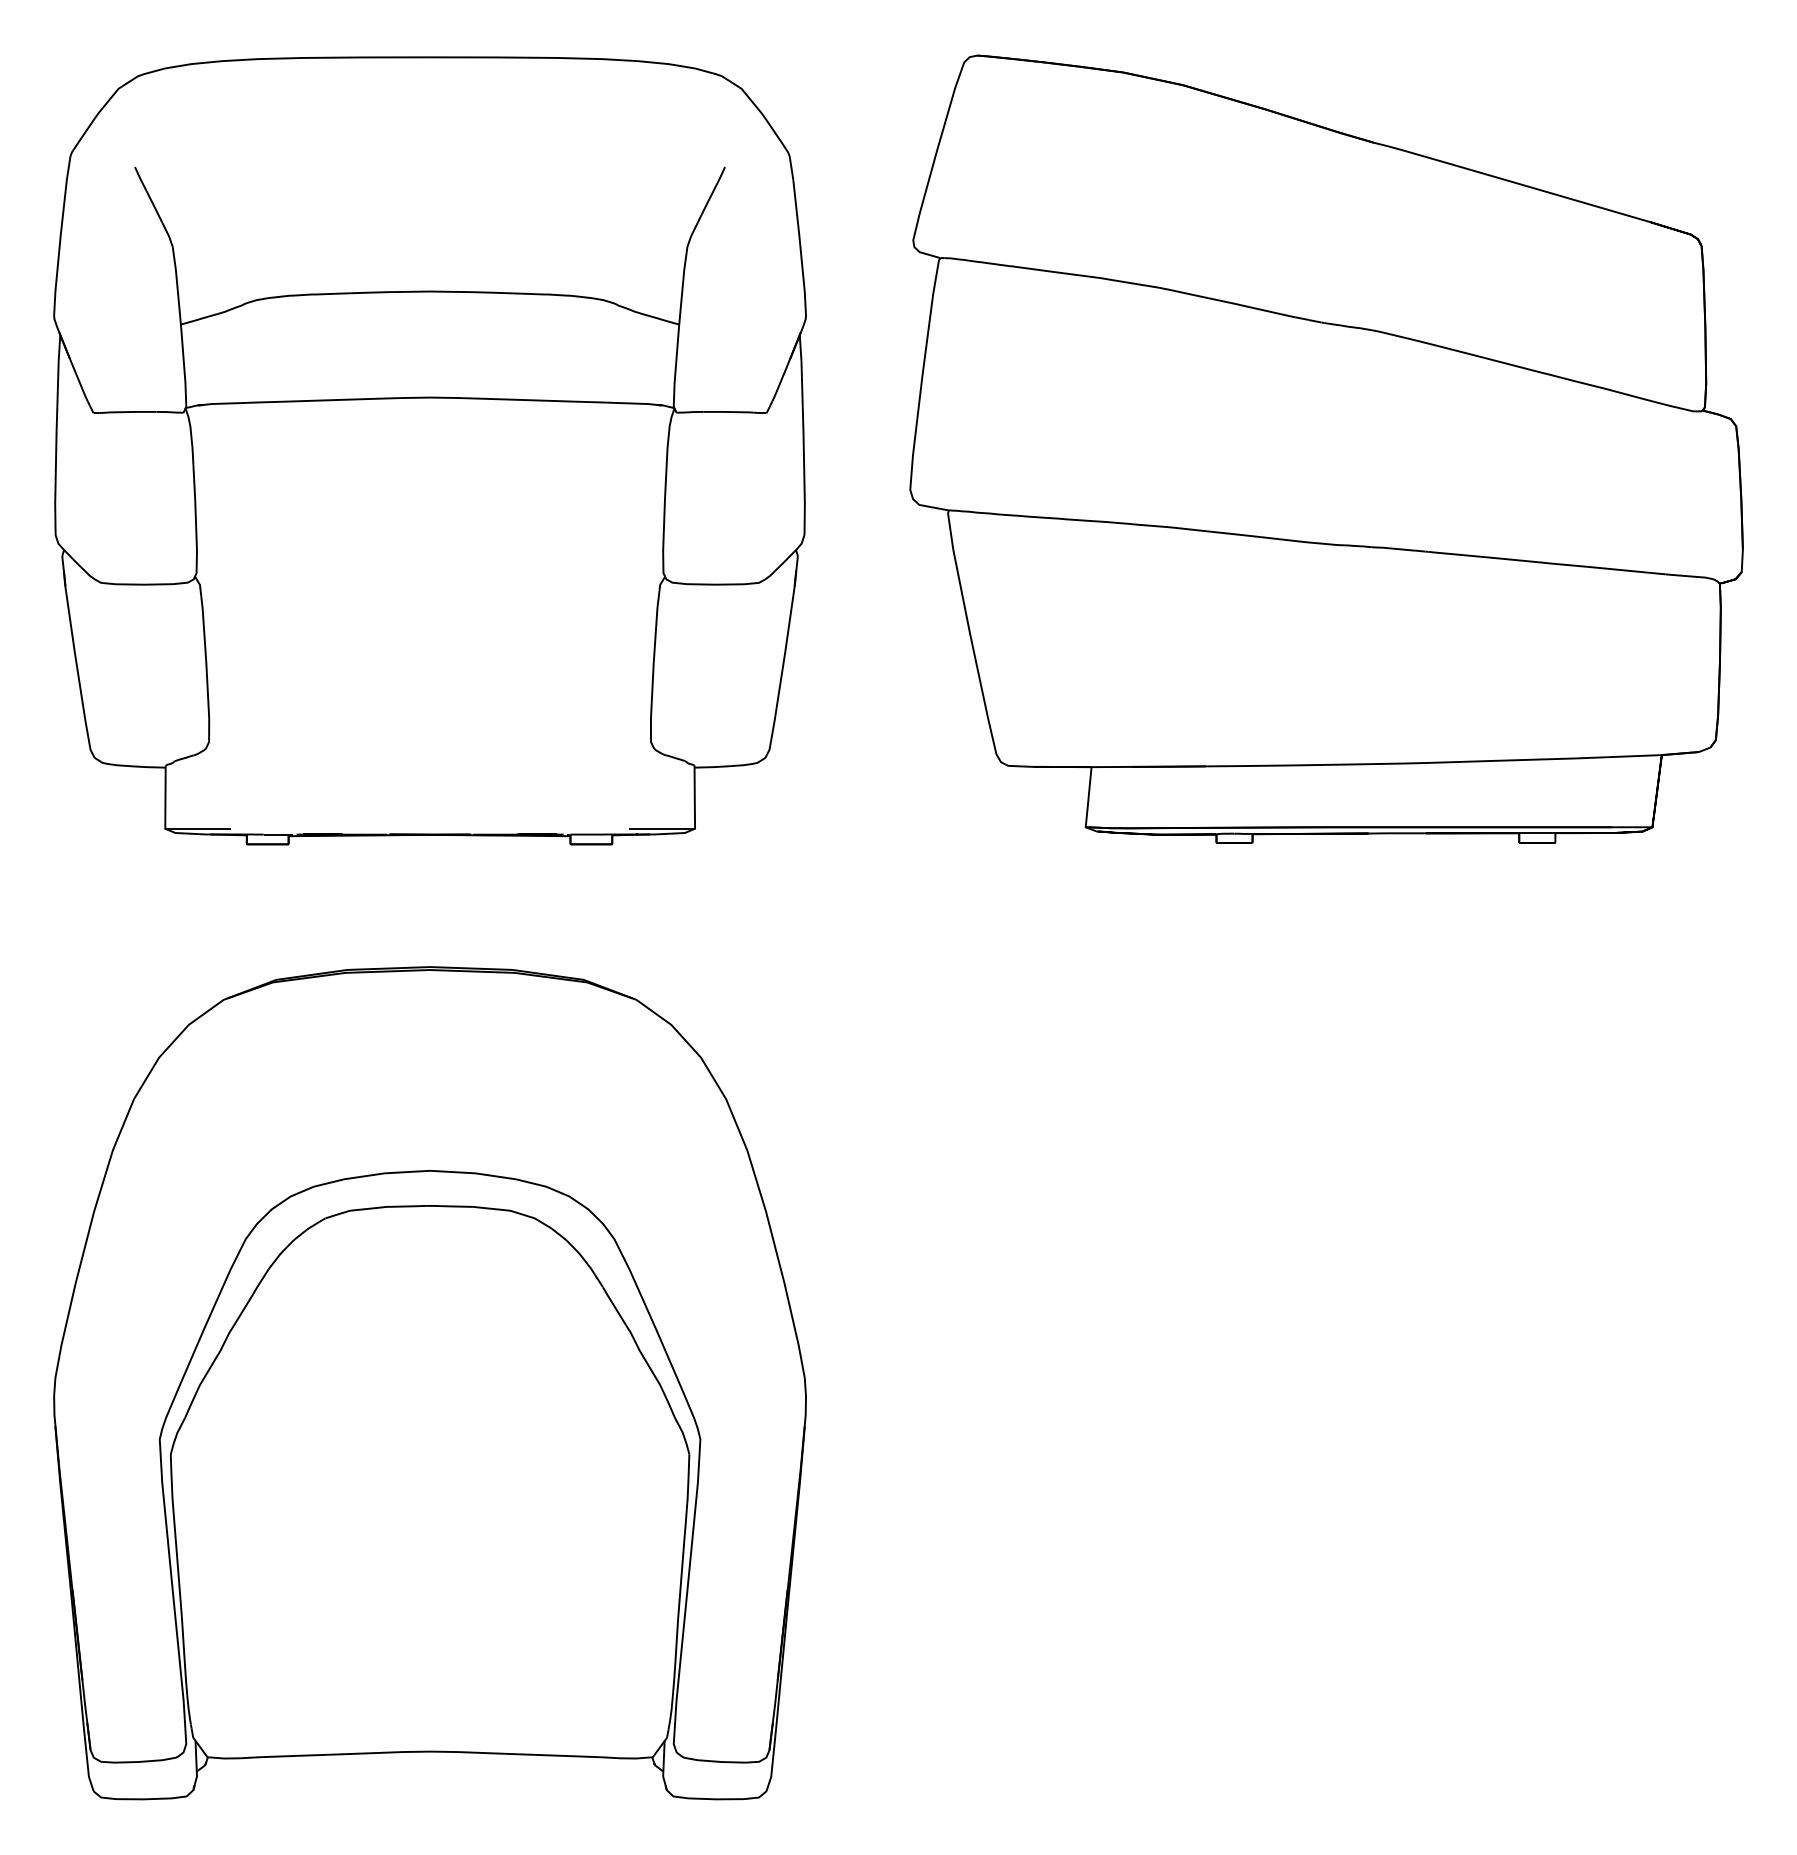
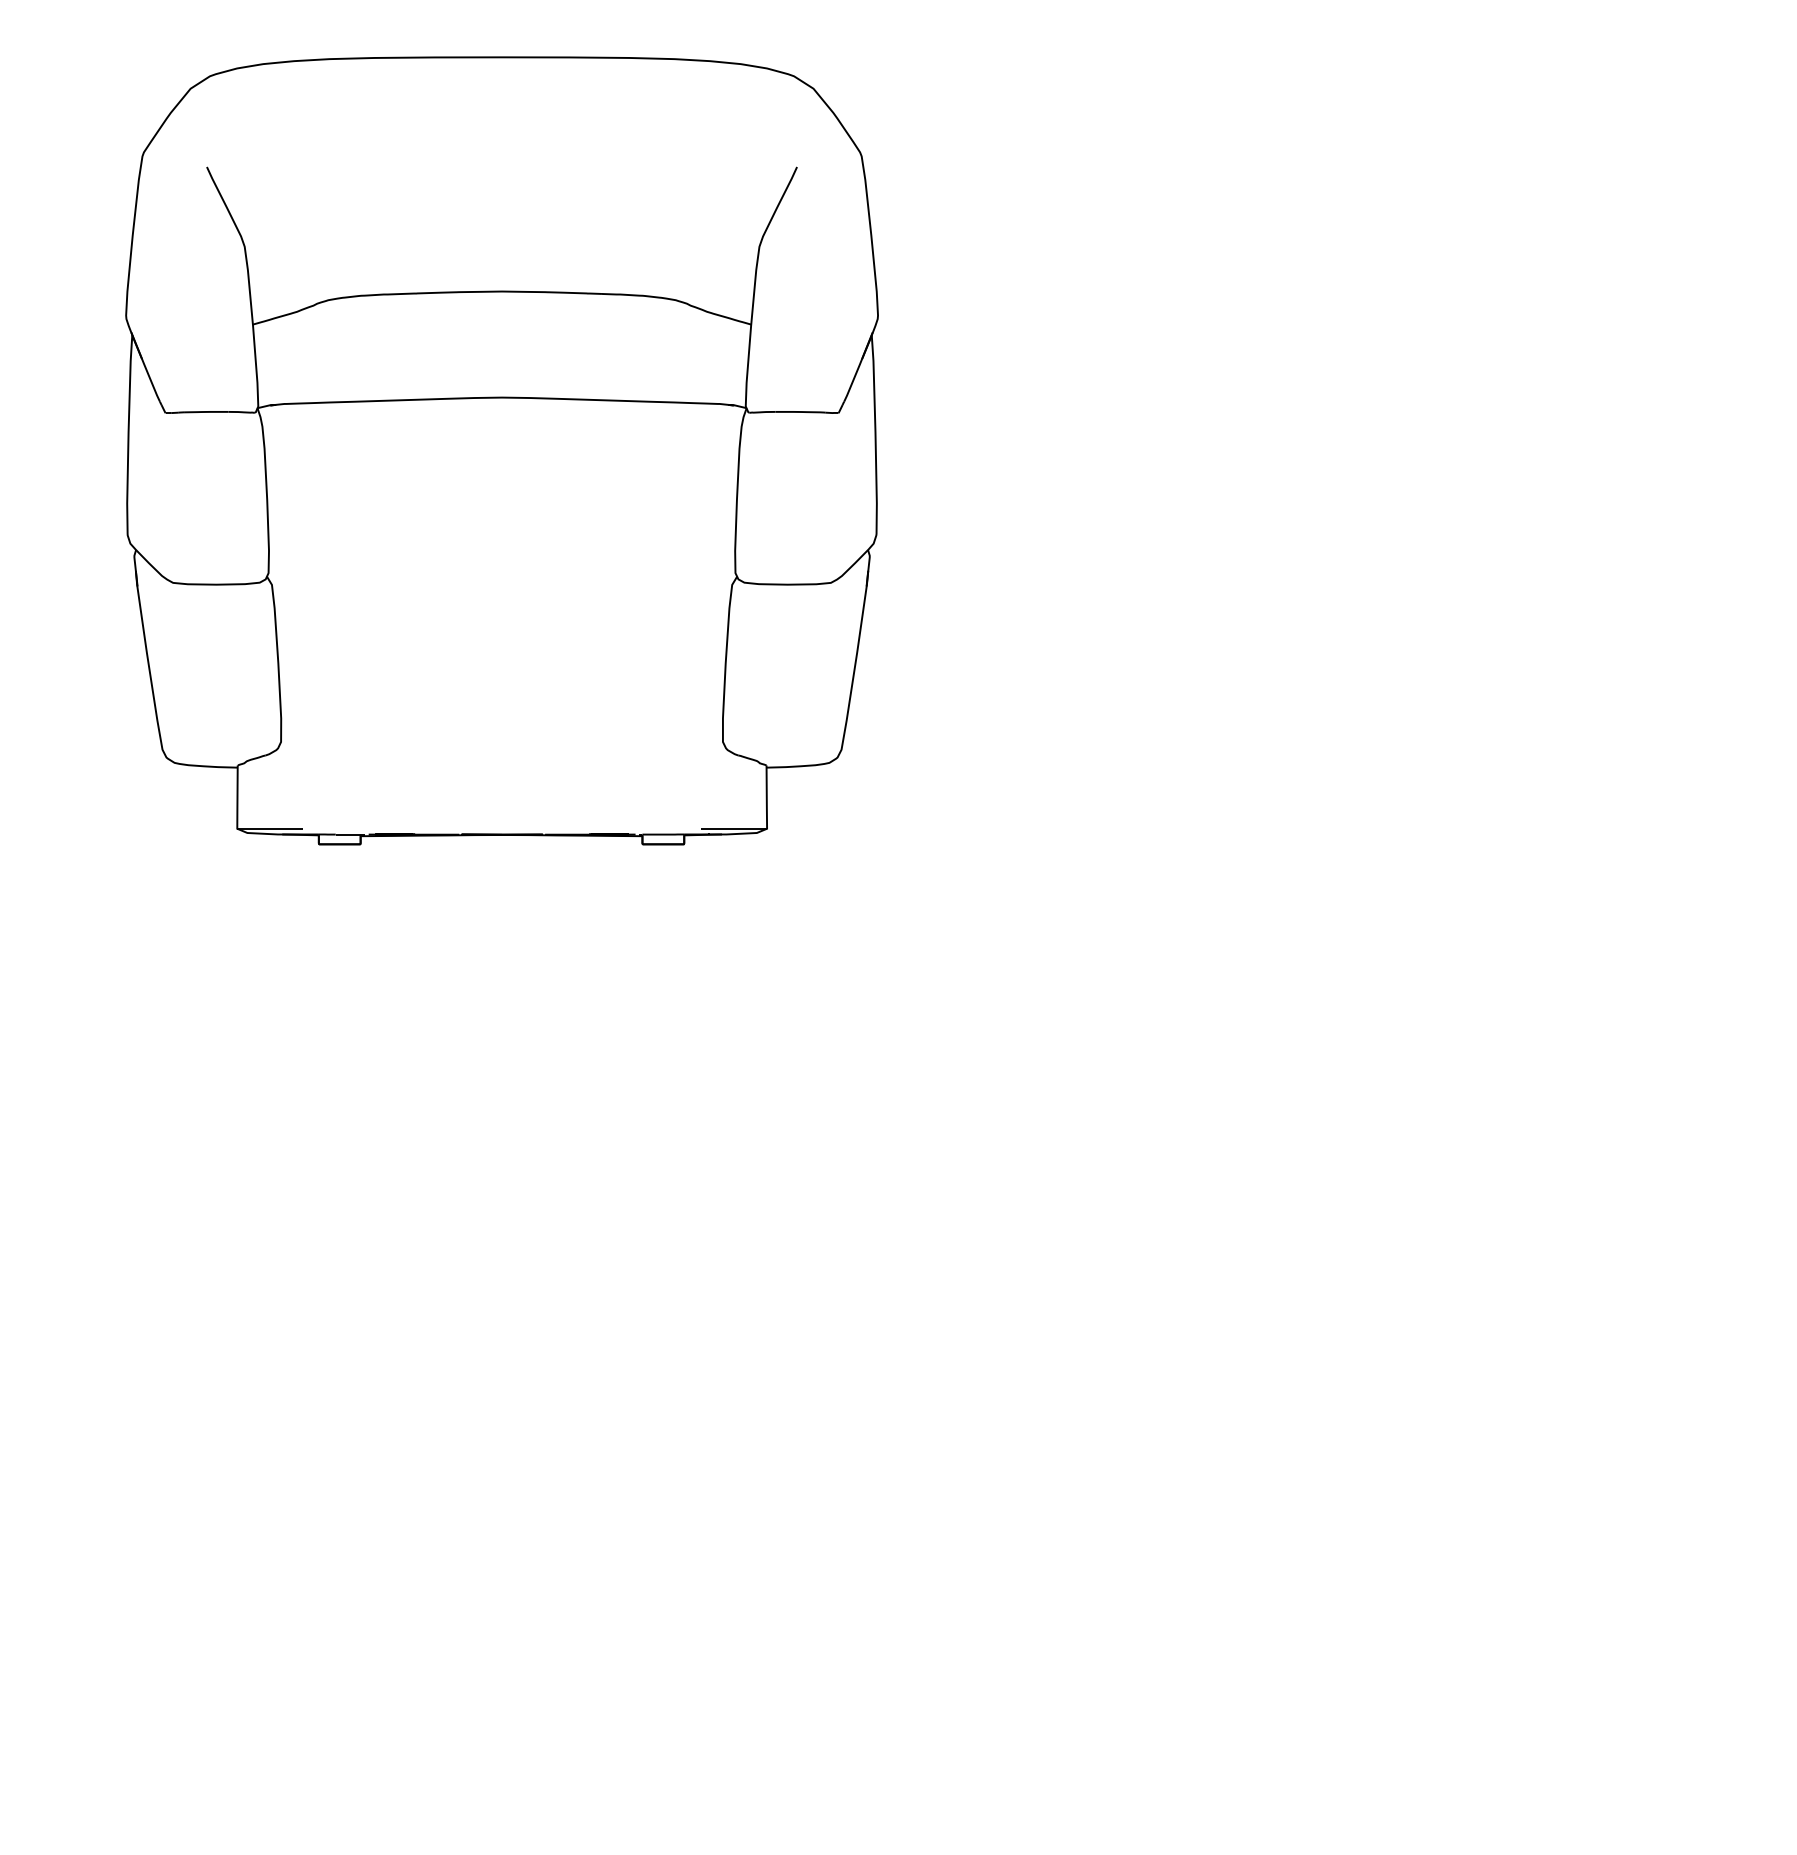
part: present -> none (1326, 448)
part position: (429, 450) -> (501, 450) (501, 450)
part: present -> none (429, 1383)
